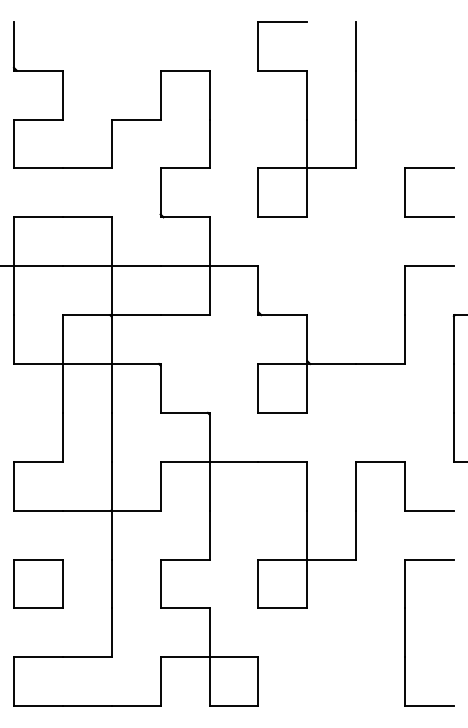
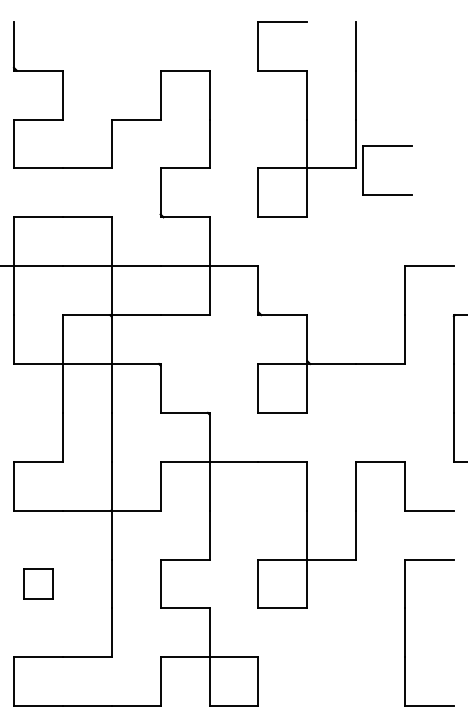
part position: (429, 168) -> (387, 146) (387, 146)
part size: 51x50 px -> 31x32 px (38, 583)
